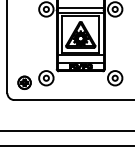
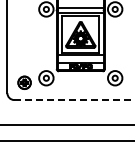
line: solid -> dashed (75, 100)
line position: (66, 131) -> (66, 125) (66, 125)
line position: (66, 145) -> (66, 140) (66, 140)
